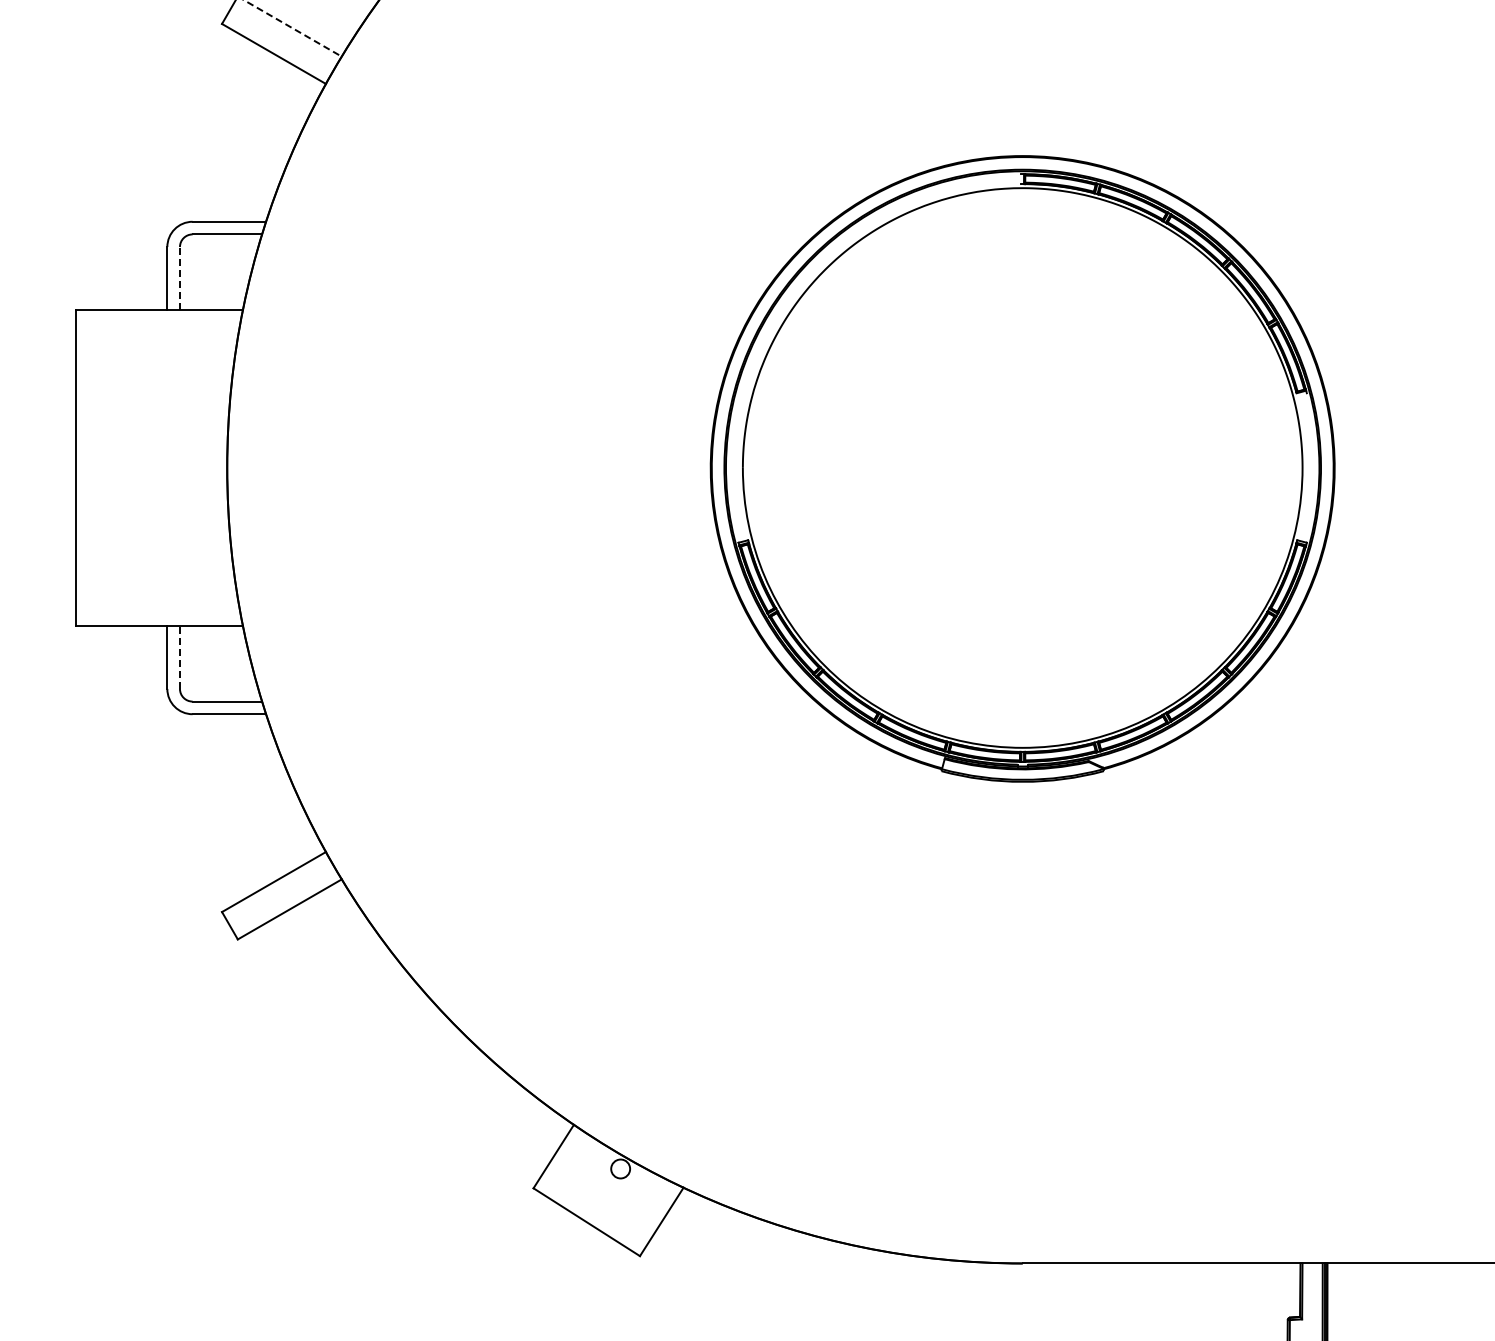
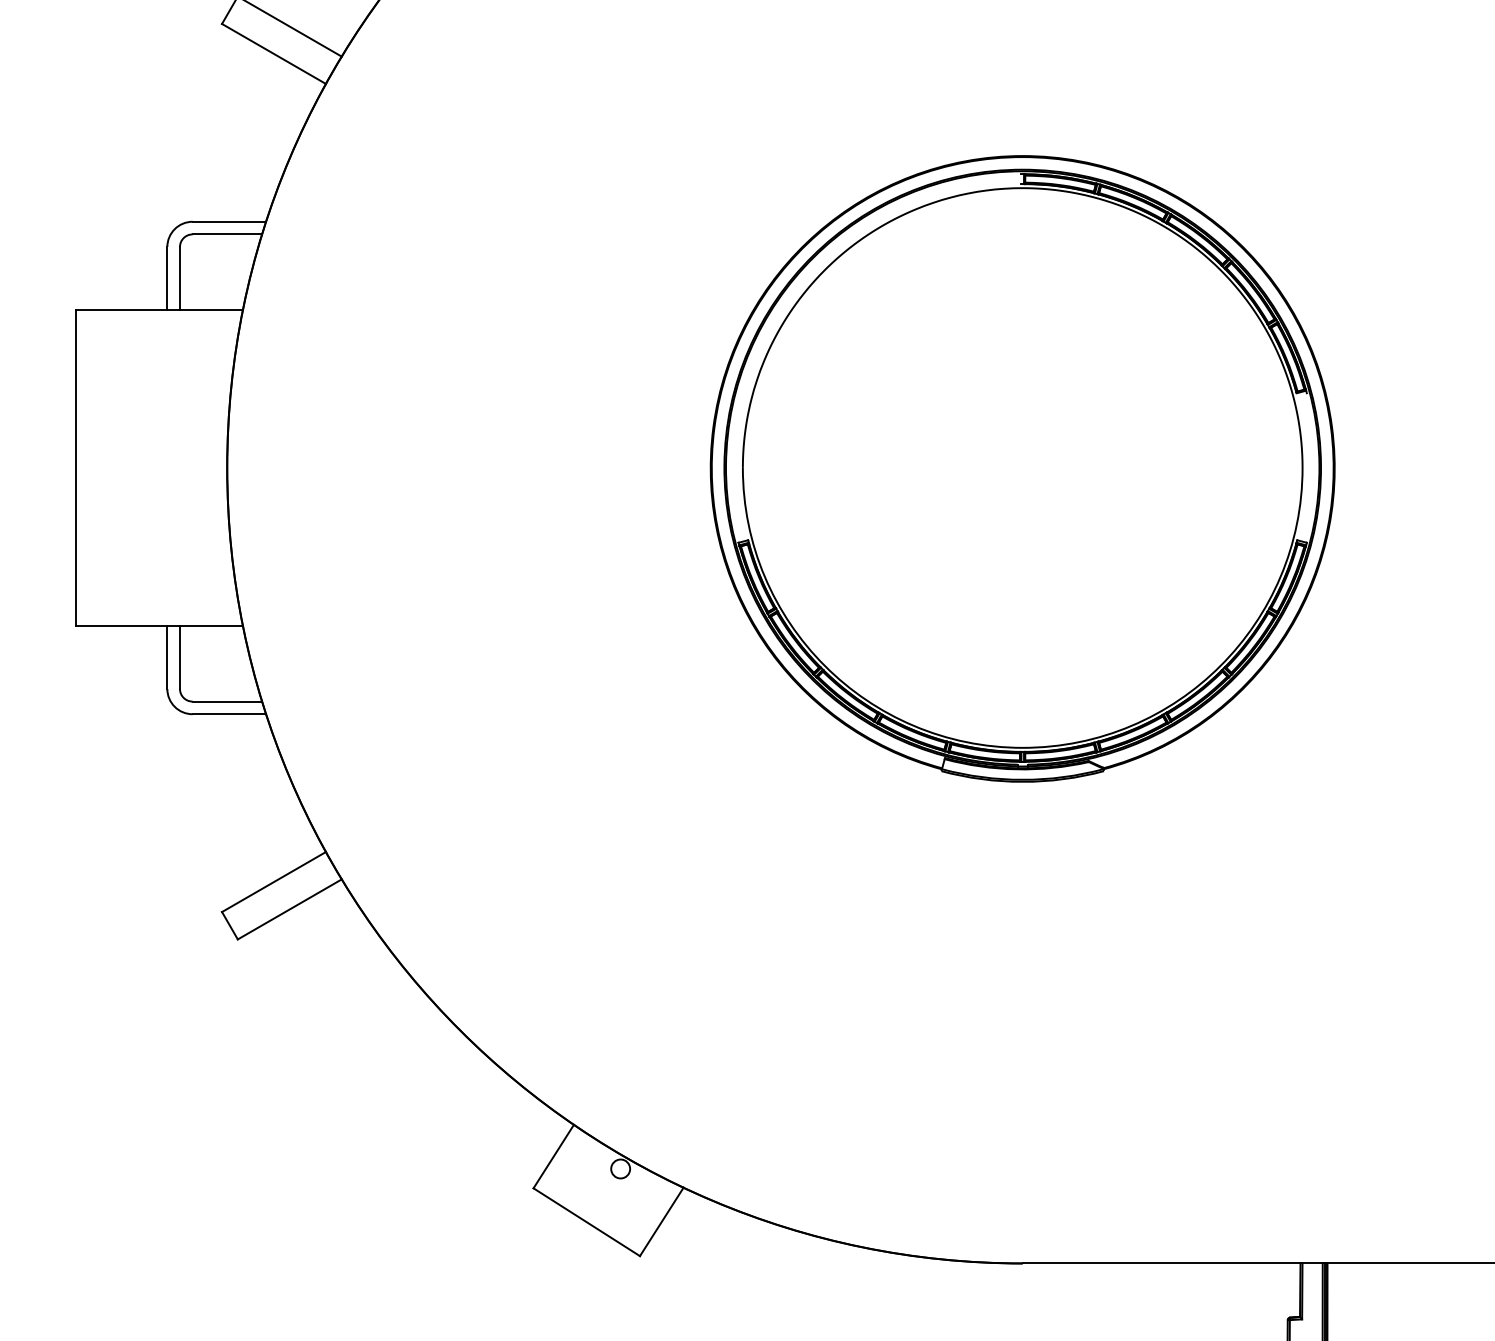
line: dashed -> solid (292, 28)
line: dashed -> solid (179, 278)
line: dashed -> solid (179, 657)
